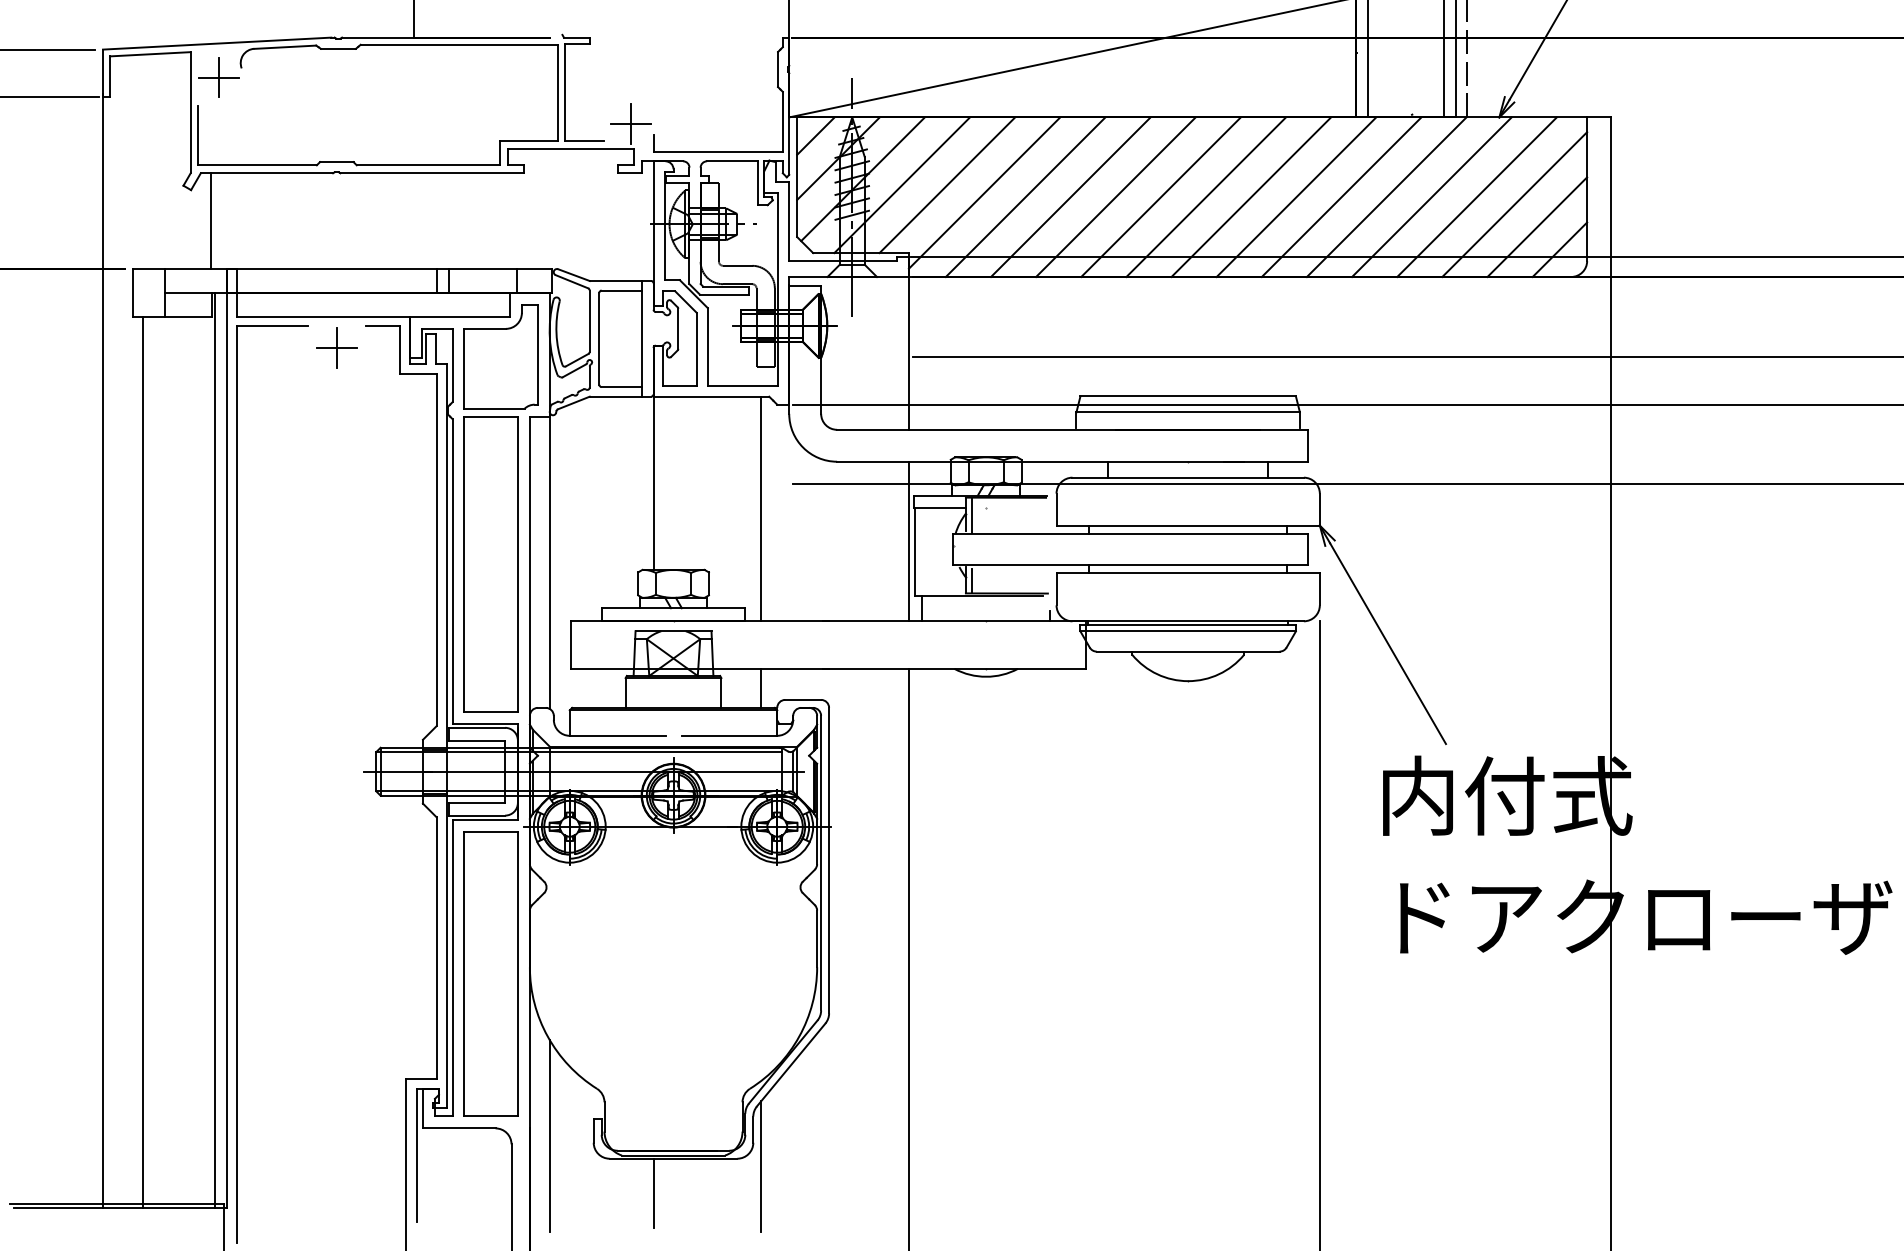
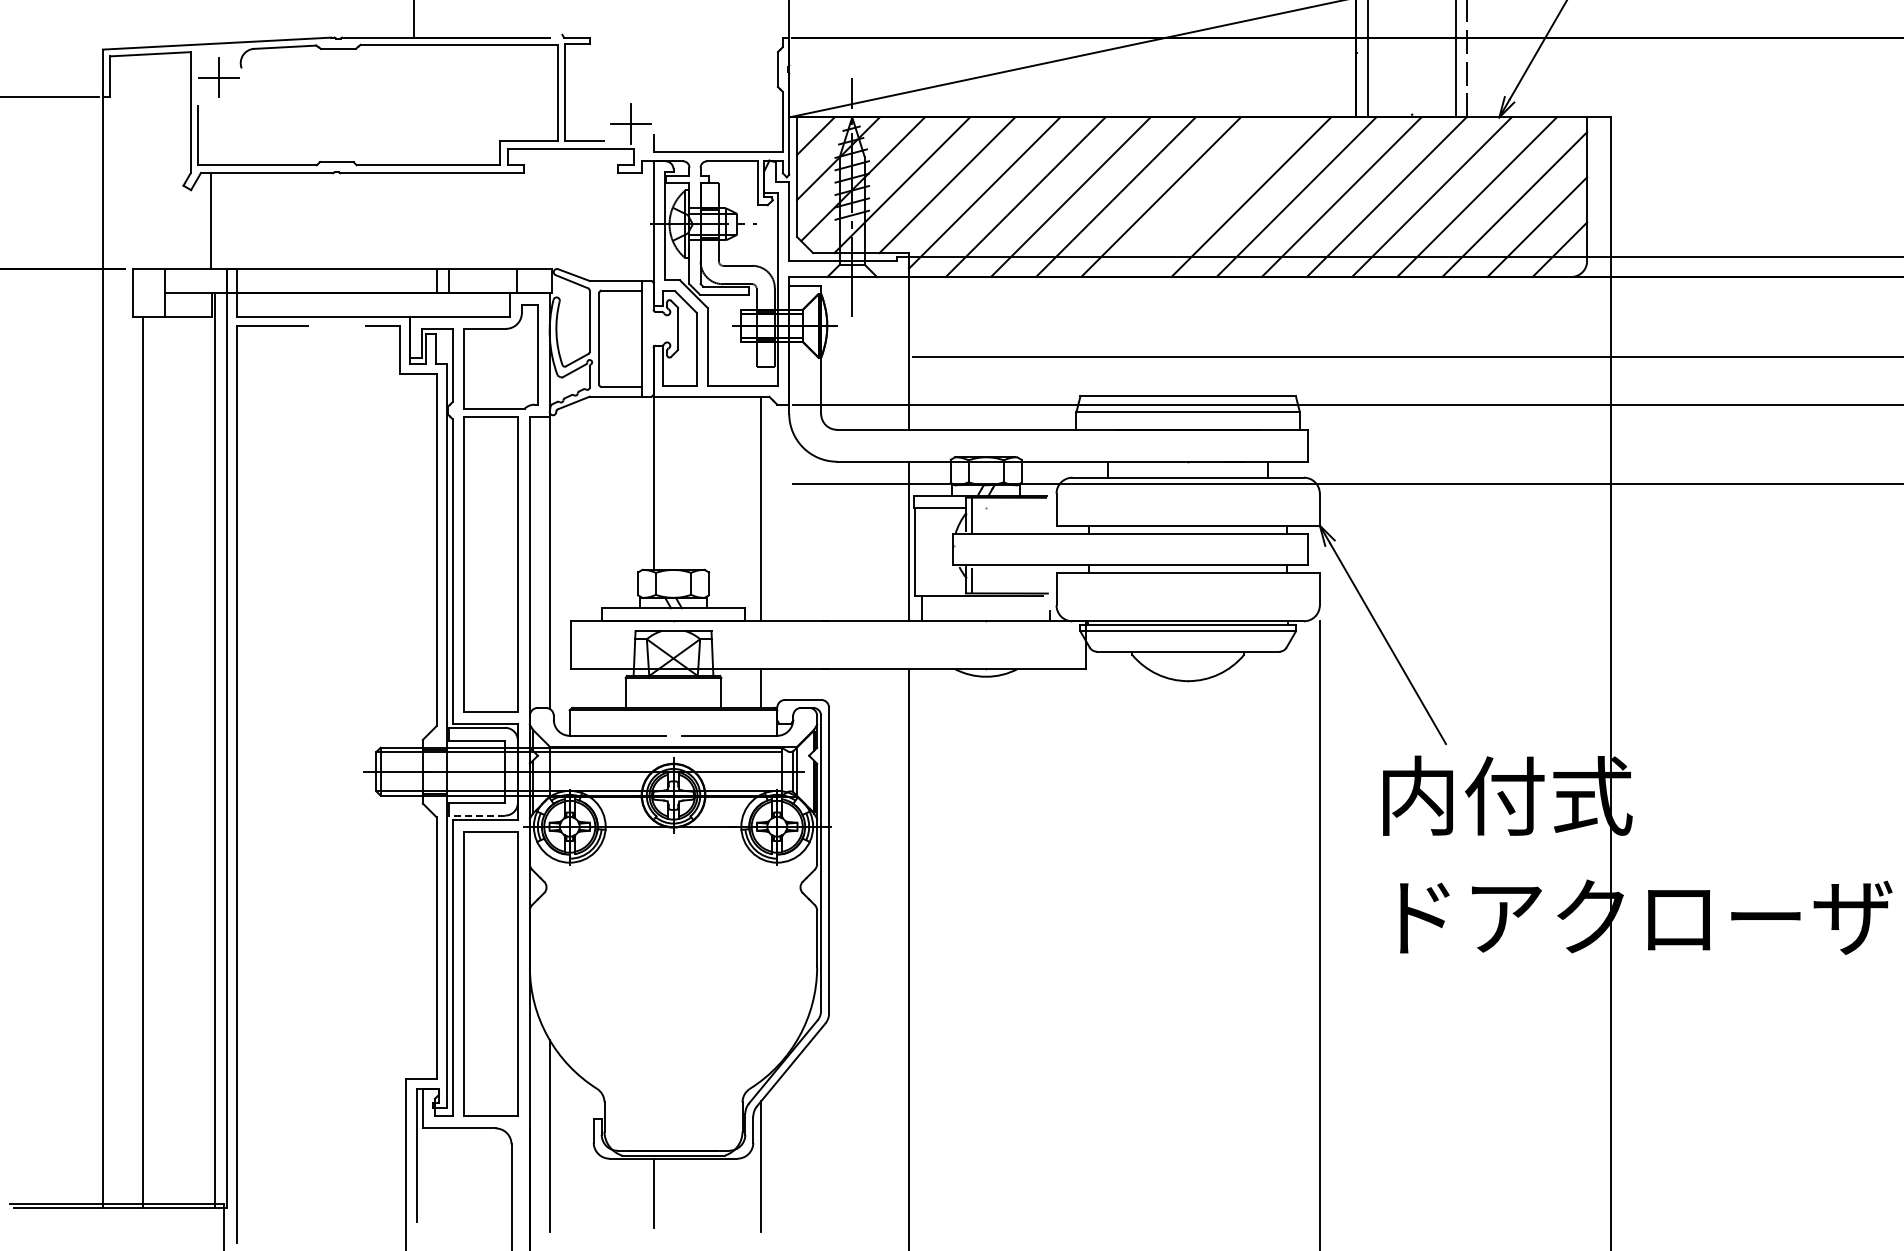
line: present -> none (48, 49)
line: present -> none (1443, 59)
line: present -> none (1206, 197)
part: present -> none (336, 347)
line: solid -> dashed (476, 815)
